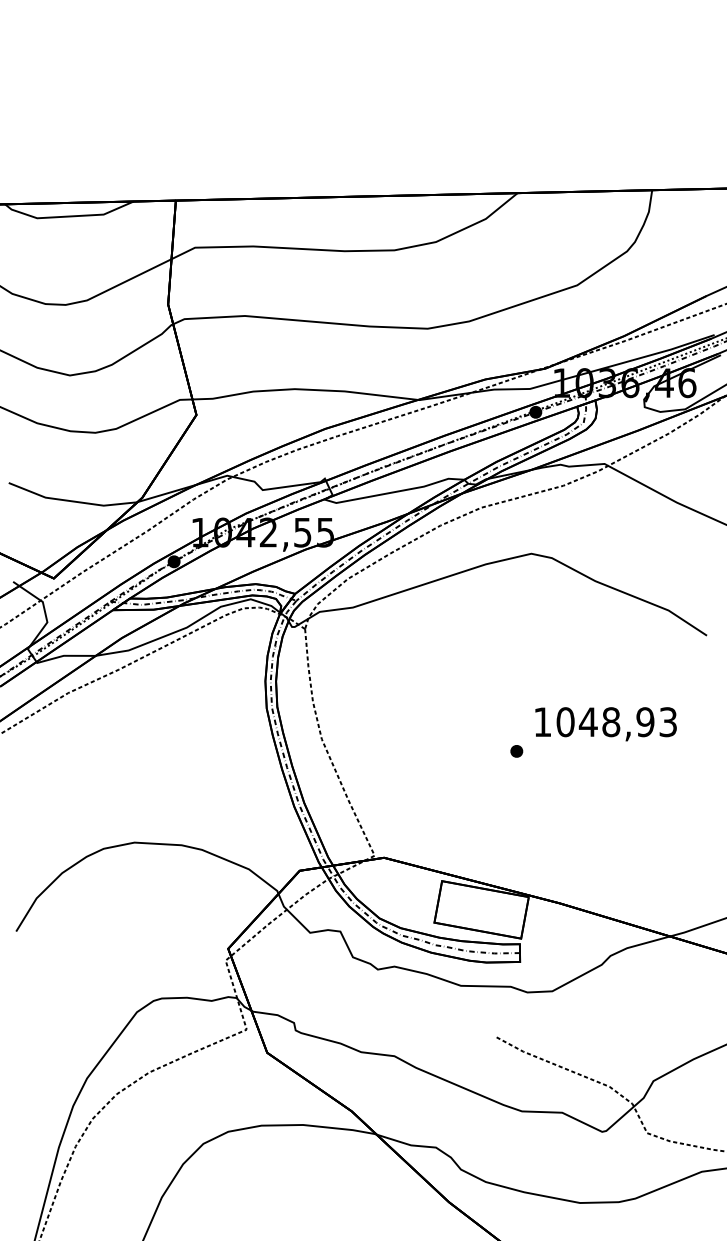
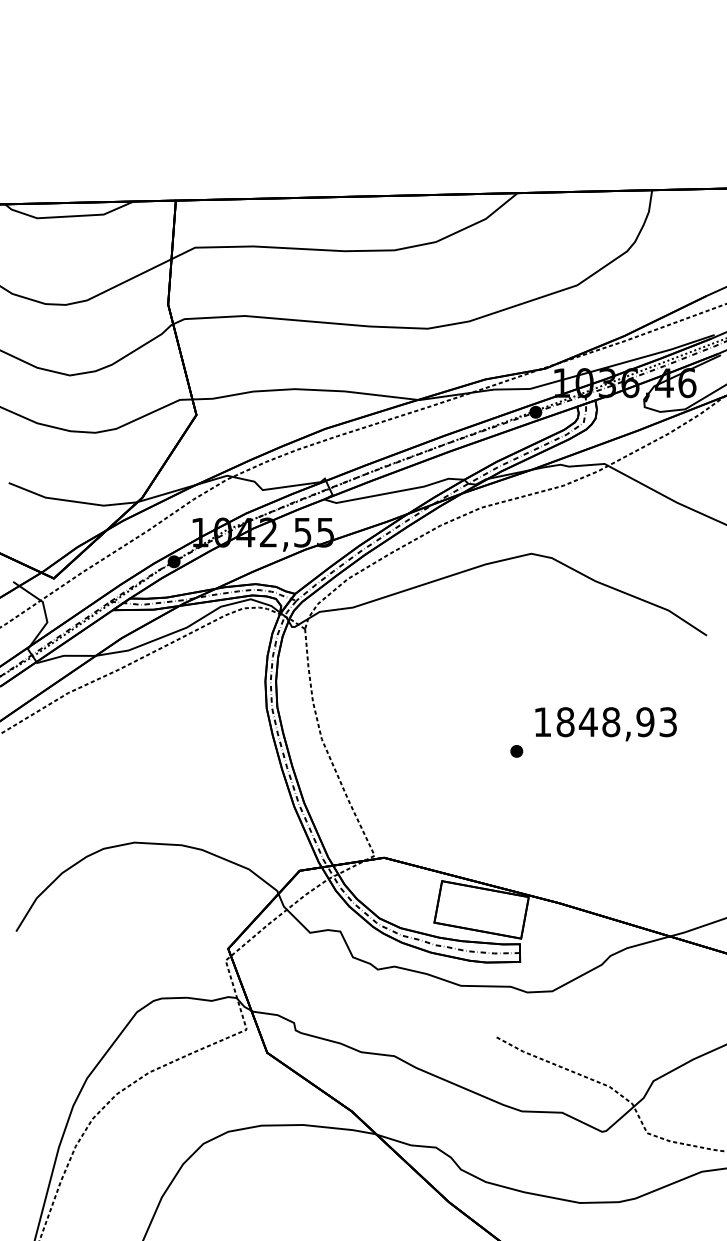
text: 1048,93 -> 1848,93 (565, 722)
